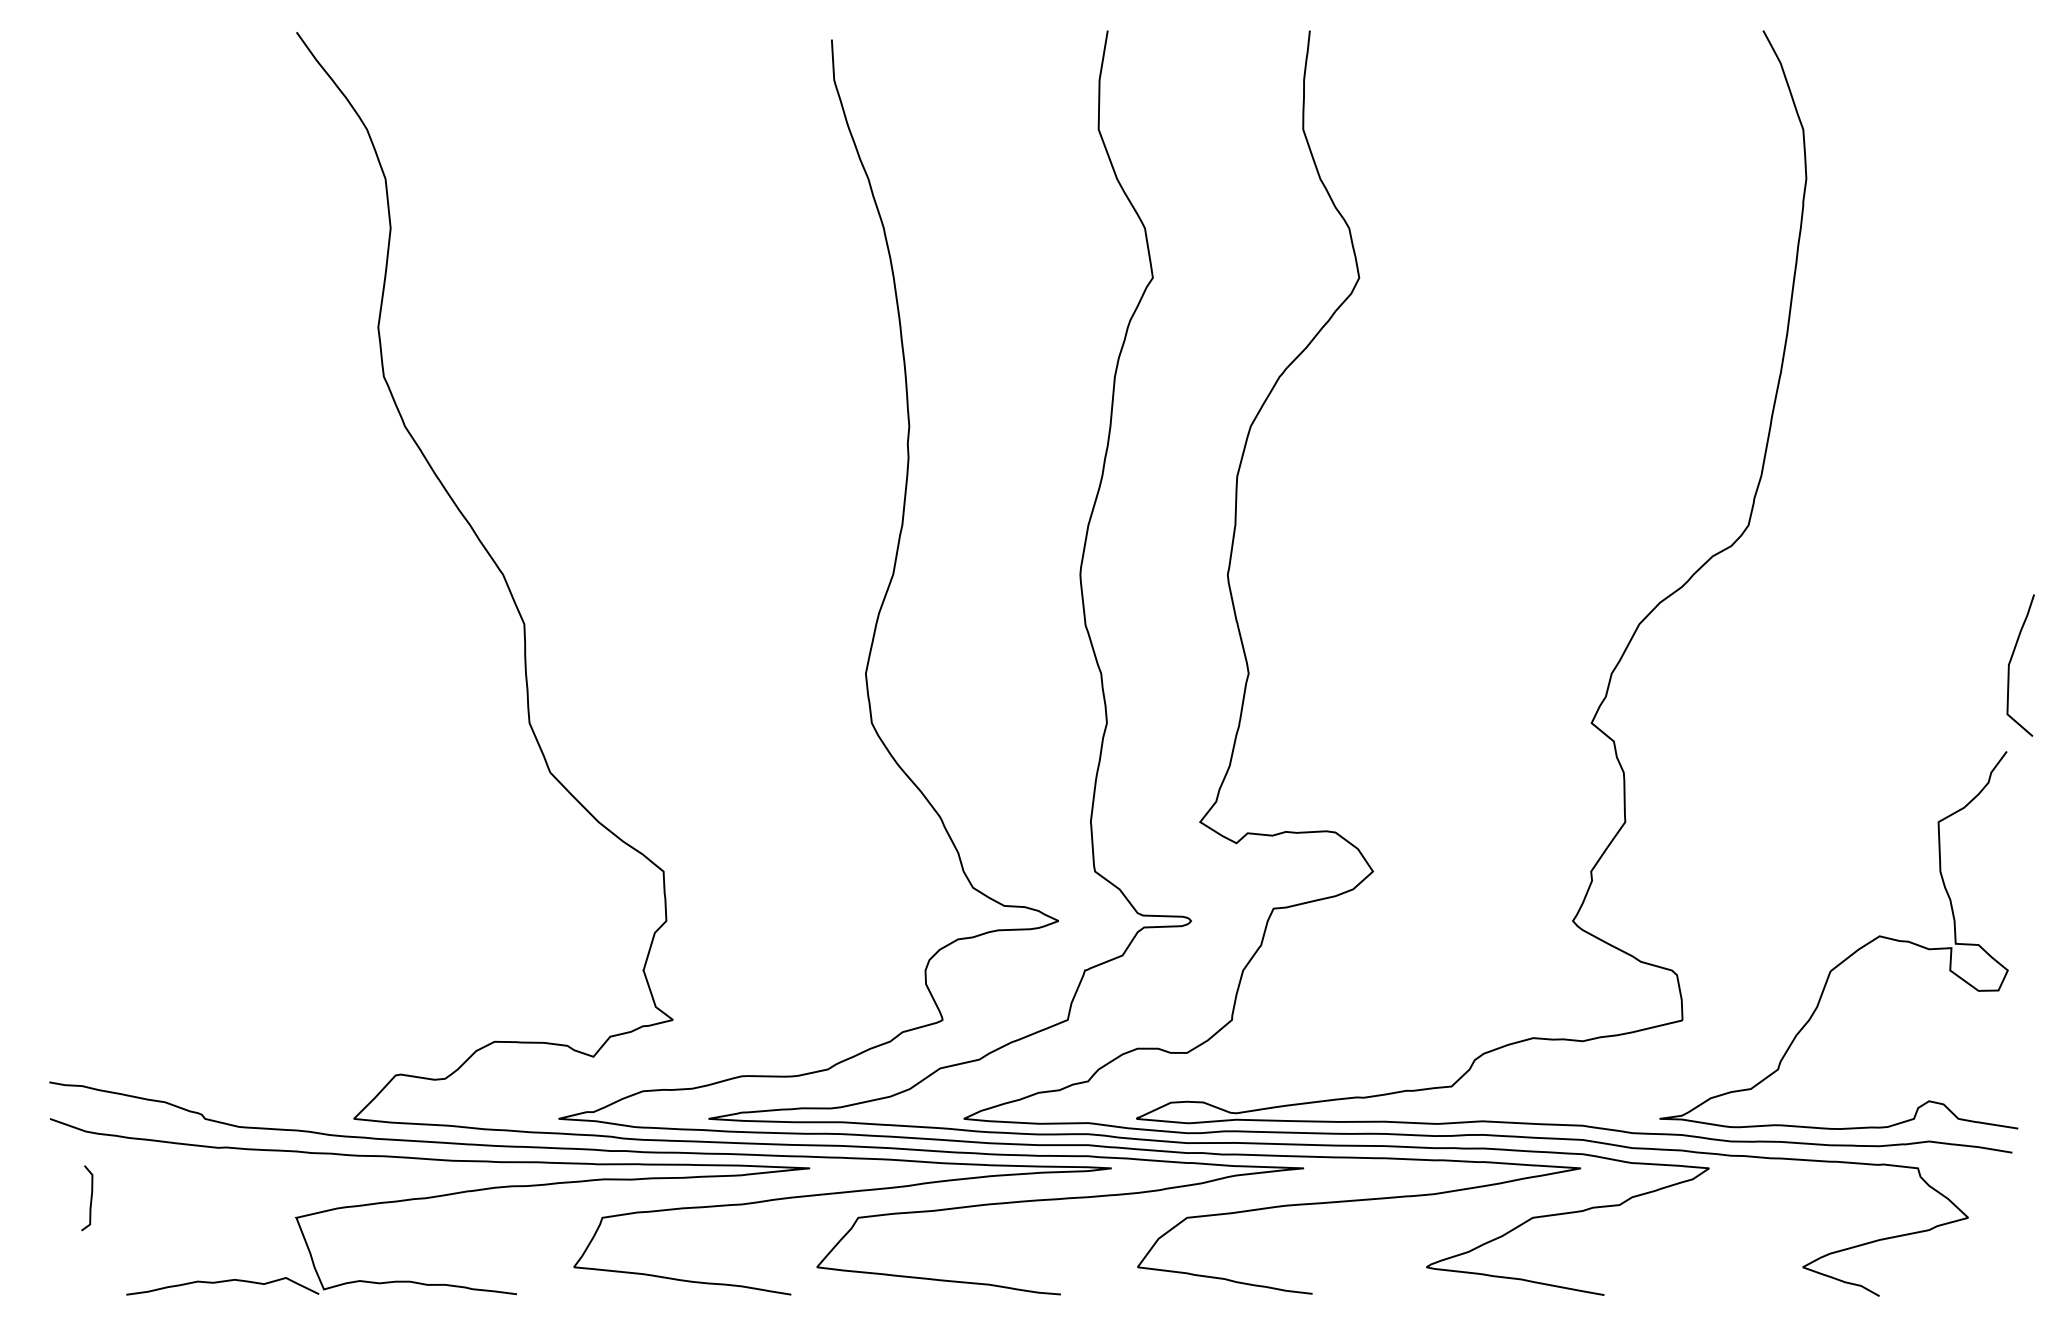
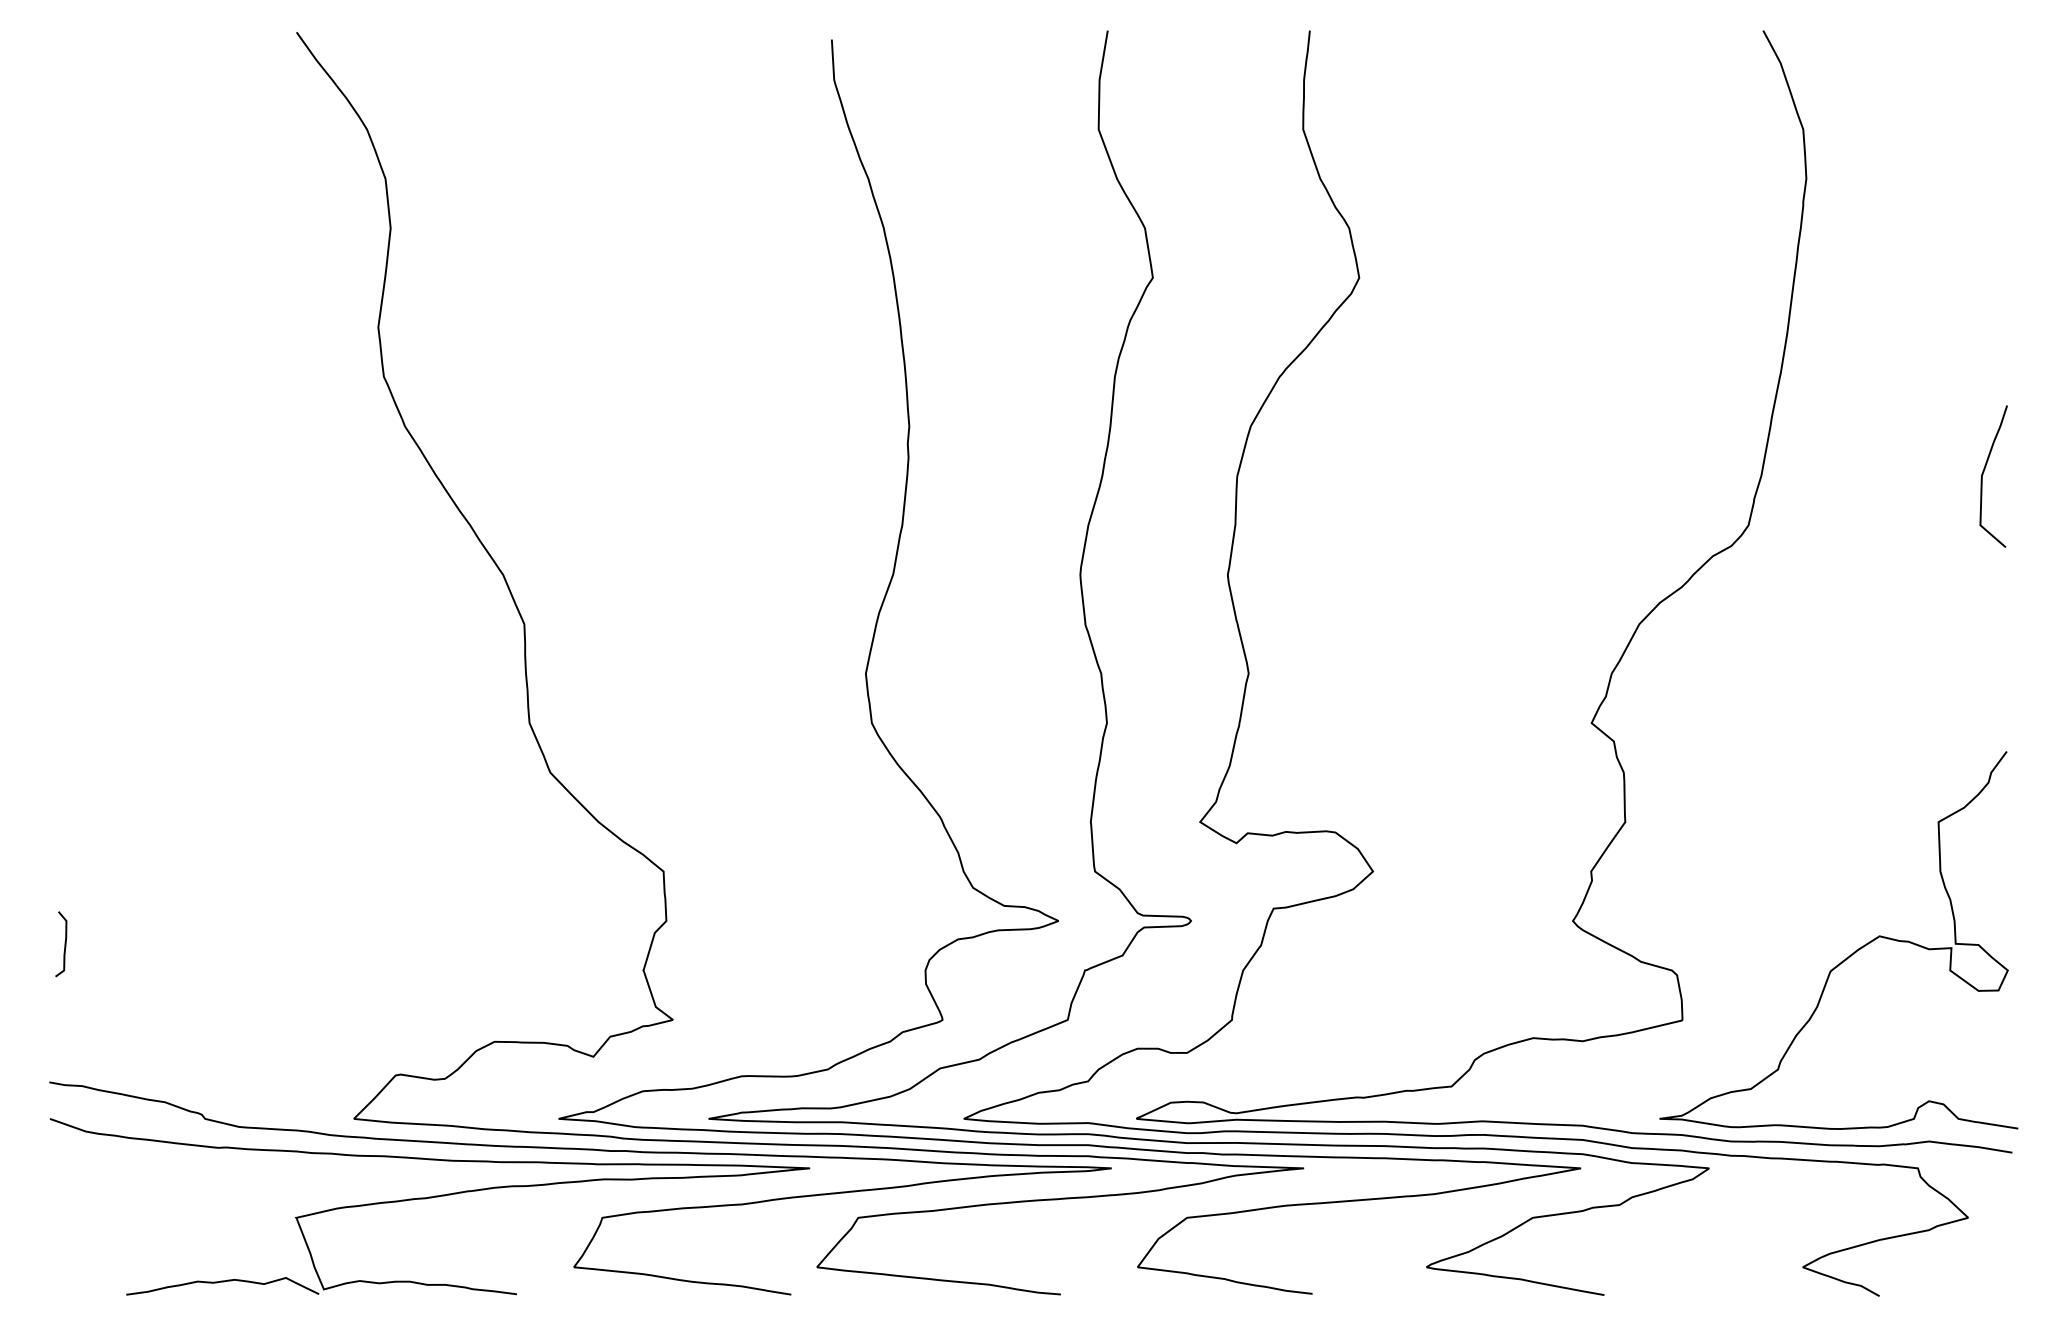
curve position: (2011, 661) -> (1984, 472) (1984, 472)
curve position: (90, 1198) -> (64, 944) (64, 944)
